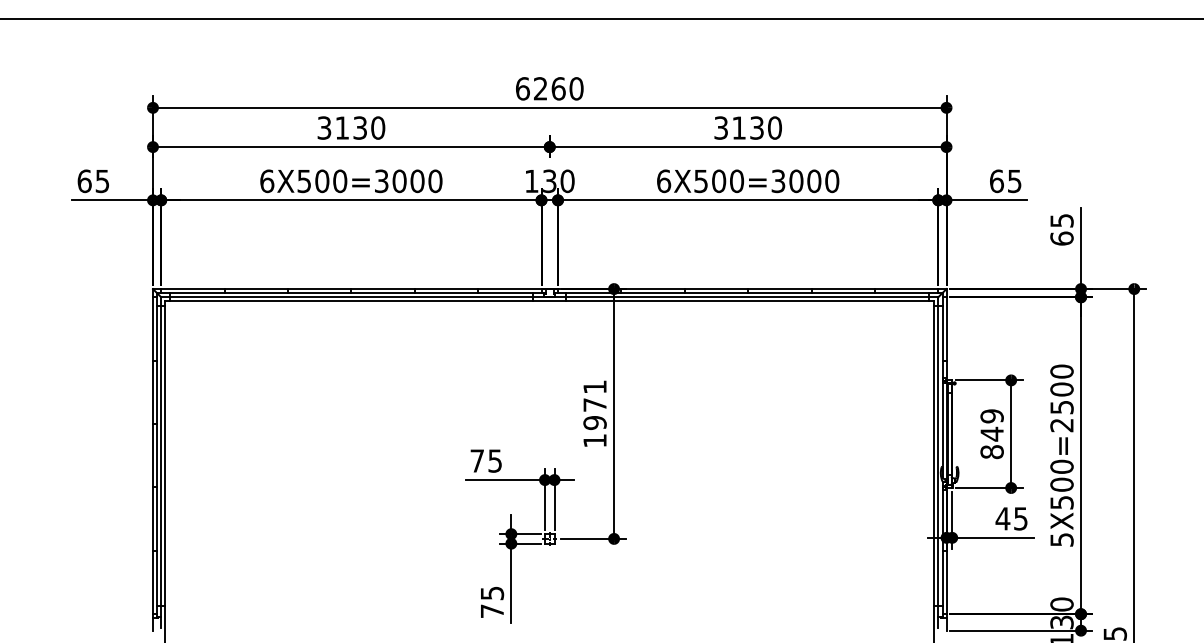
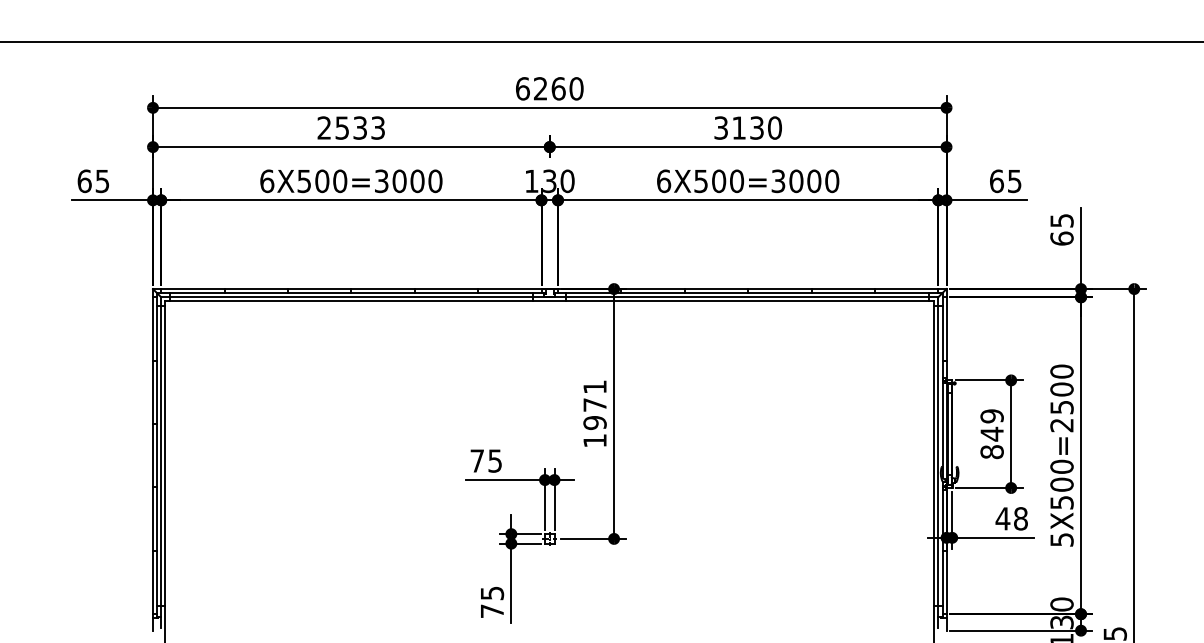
line position: (601, 19) -> (601, 42) (601, 42)
text: 3130 -> 2533 (351, 127)
text: 45 -> 48 (1020, 518)
